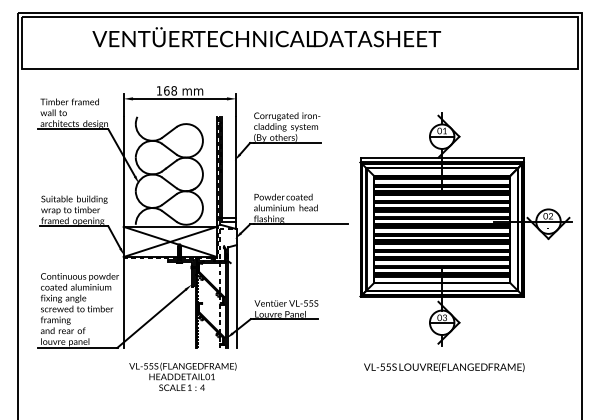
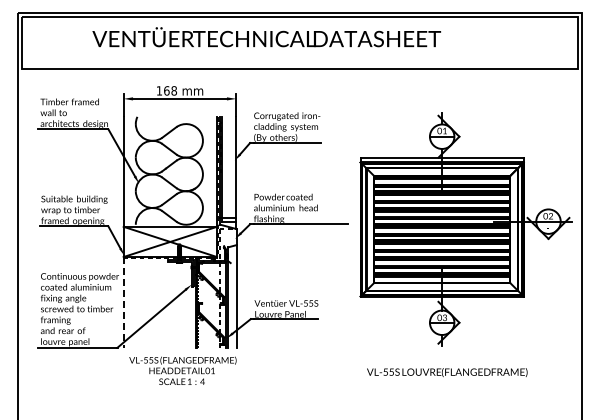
line: solid -> dashed (123, 302)
text position: (444, 367) -> (447, 372) (447, 372)
text position: (182, 376) -> (182, 370) (182, 370)
